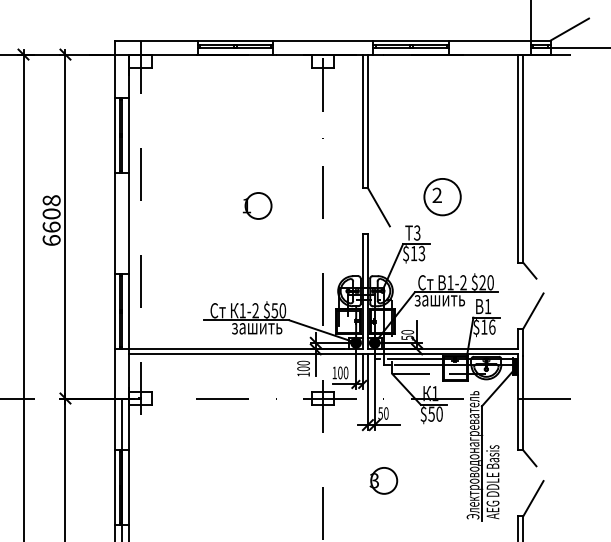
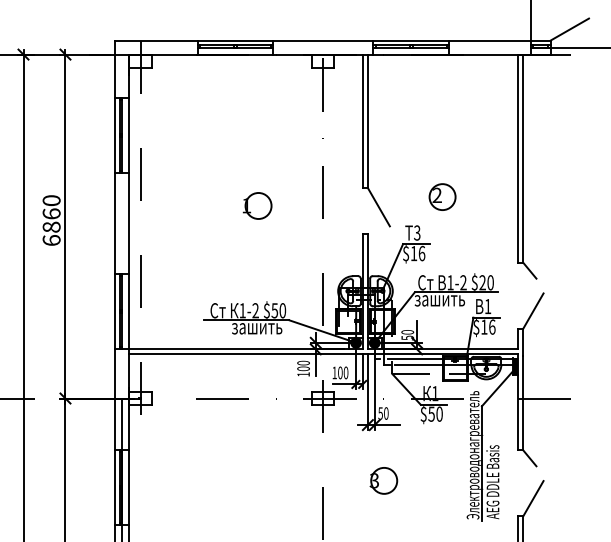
circle diameter: 36 px -> 26 px (442, 197)
text: 6608 -> 6860 (51, 213)
text: $13 -> $16 (421, 253)
